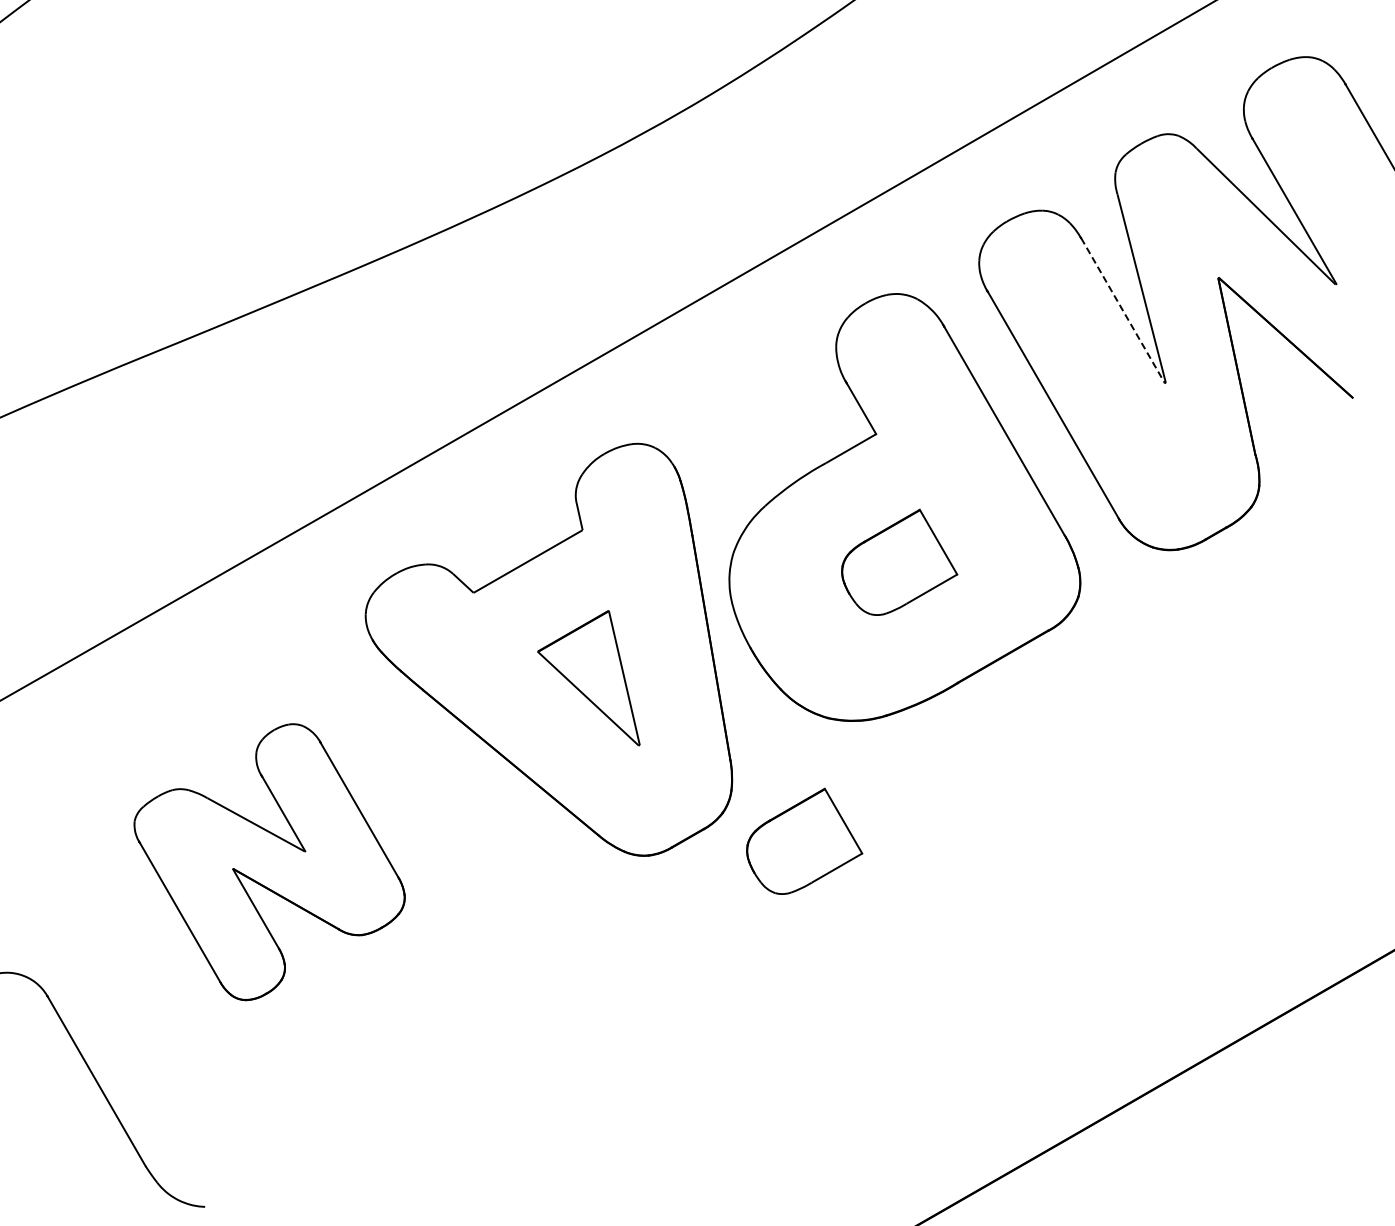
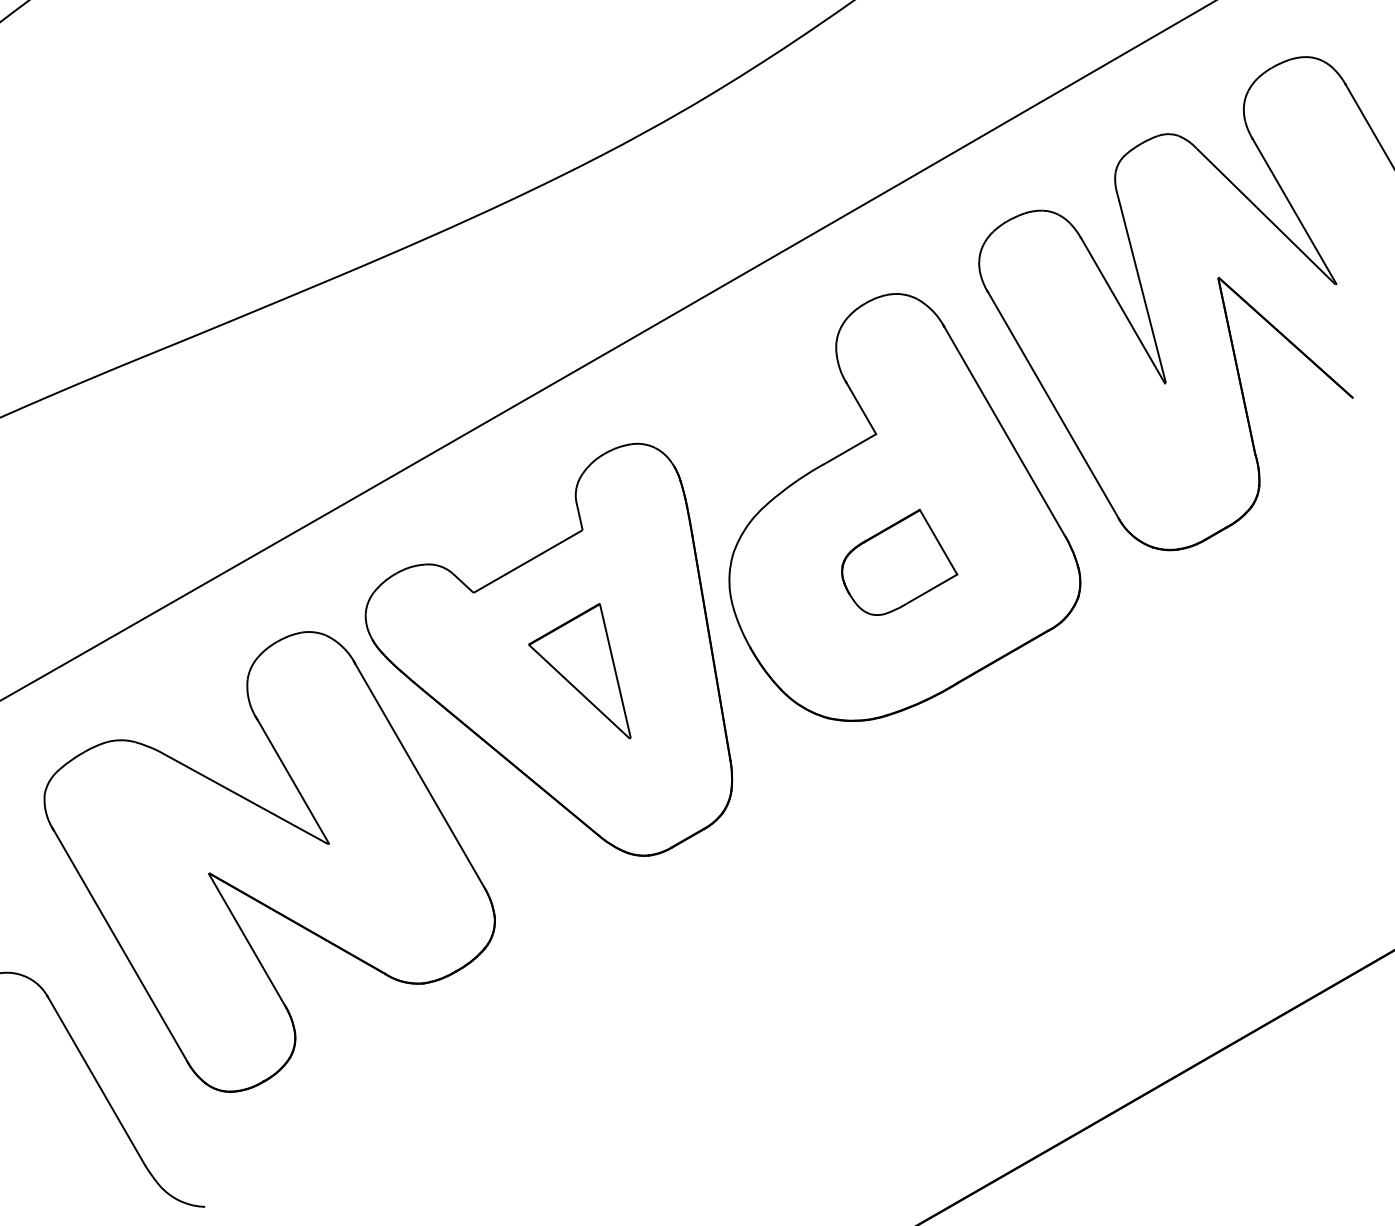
line: dashed -> solid (1123, 310)
part position: (588, 678) -> (579, 671) (579, 671)
part: present -> none (804, 840)
part size: 273x279 px -> 453x463 px (269, 862)
